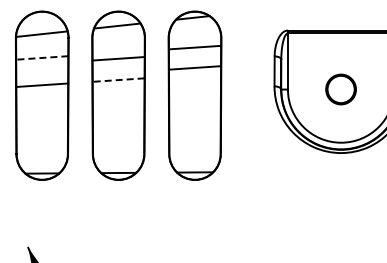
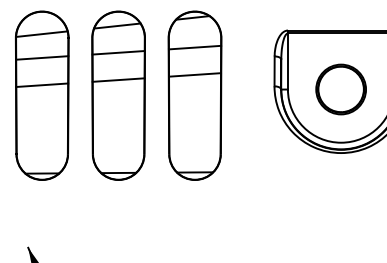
line: dashed -> solid (41, 57)
line position: (118, 58) -> (118, 52) (118, 52)
line position: (195, 67) -> (195, 74) (195, 74)
line: dashed -> solid (118, 80)
part size: 32x33 px -> 52x53 px (340, 89)
